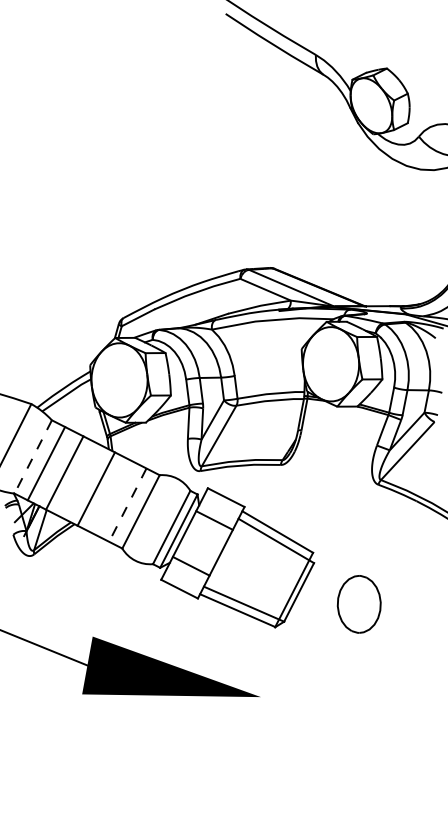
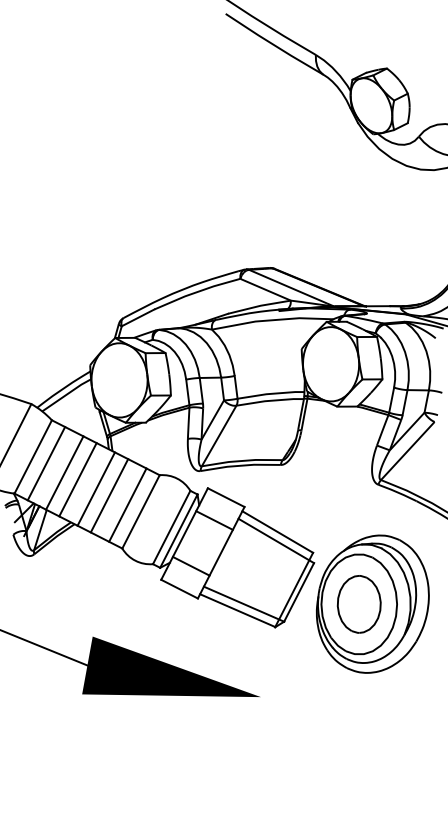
line: dashed -> solid (33, 457)
line: none -> present (77, 479)
line: none -> present (109, 495)
line: dashed -> solid (127, 505)
part: none -> present (372, 603)
